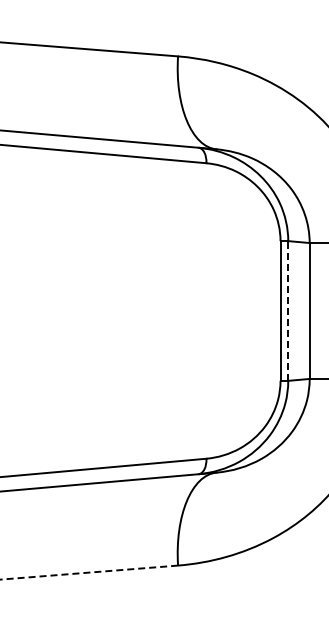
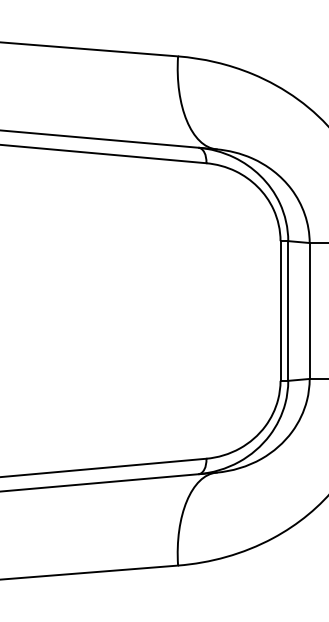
line: dashed -> solid (288, 310)
line: dashed -> solid (89, 572)
